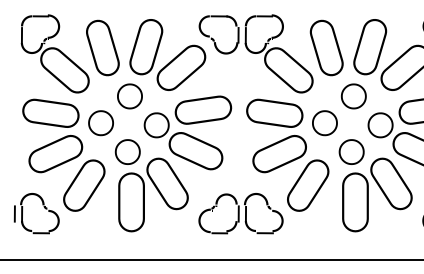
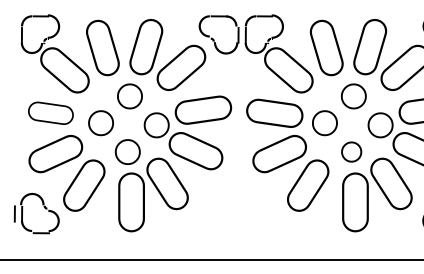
part size: 58x30 px -> 46x24 px (50, 112)
part size: 27x26 px -> 22x22 px (351, 151)
part: present -> none (240, 213)
